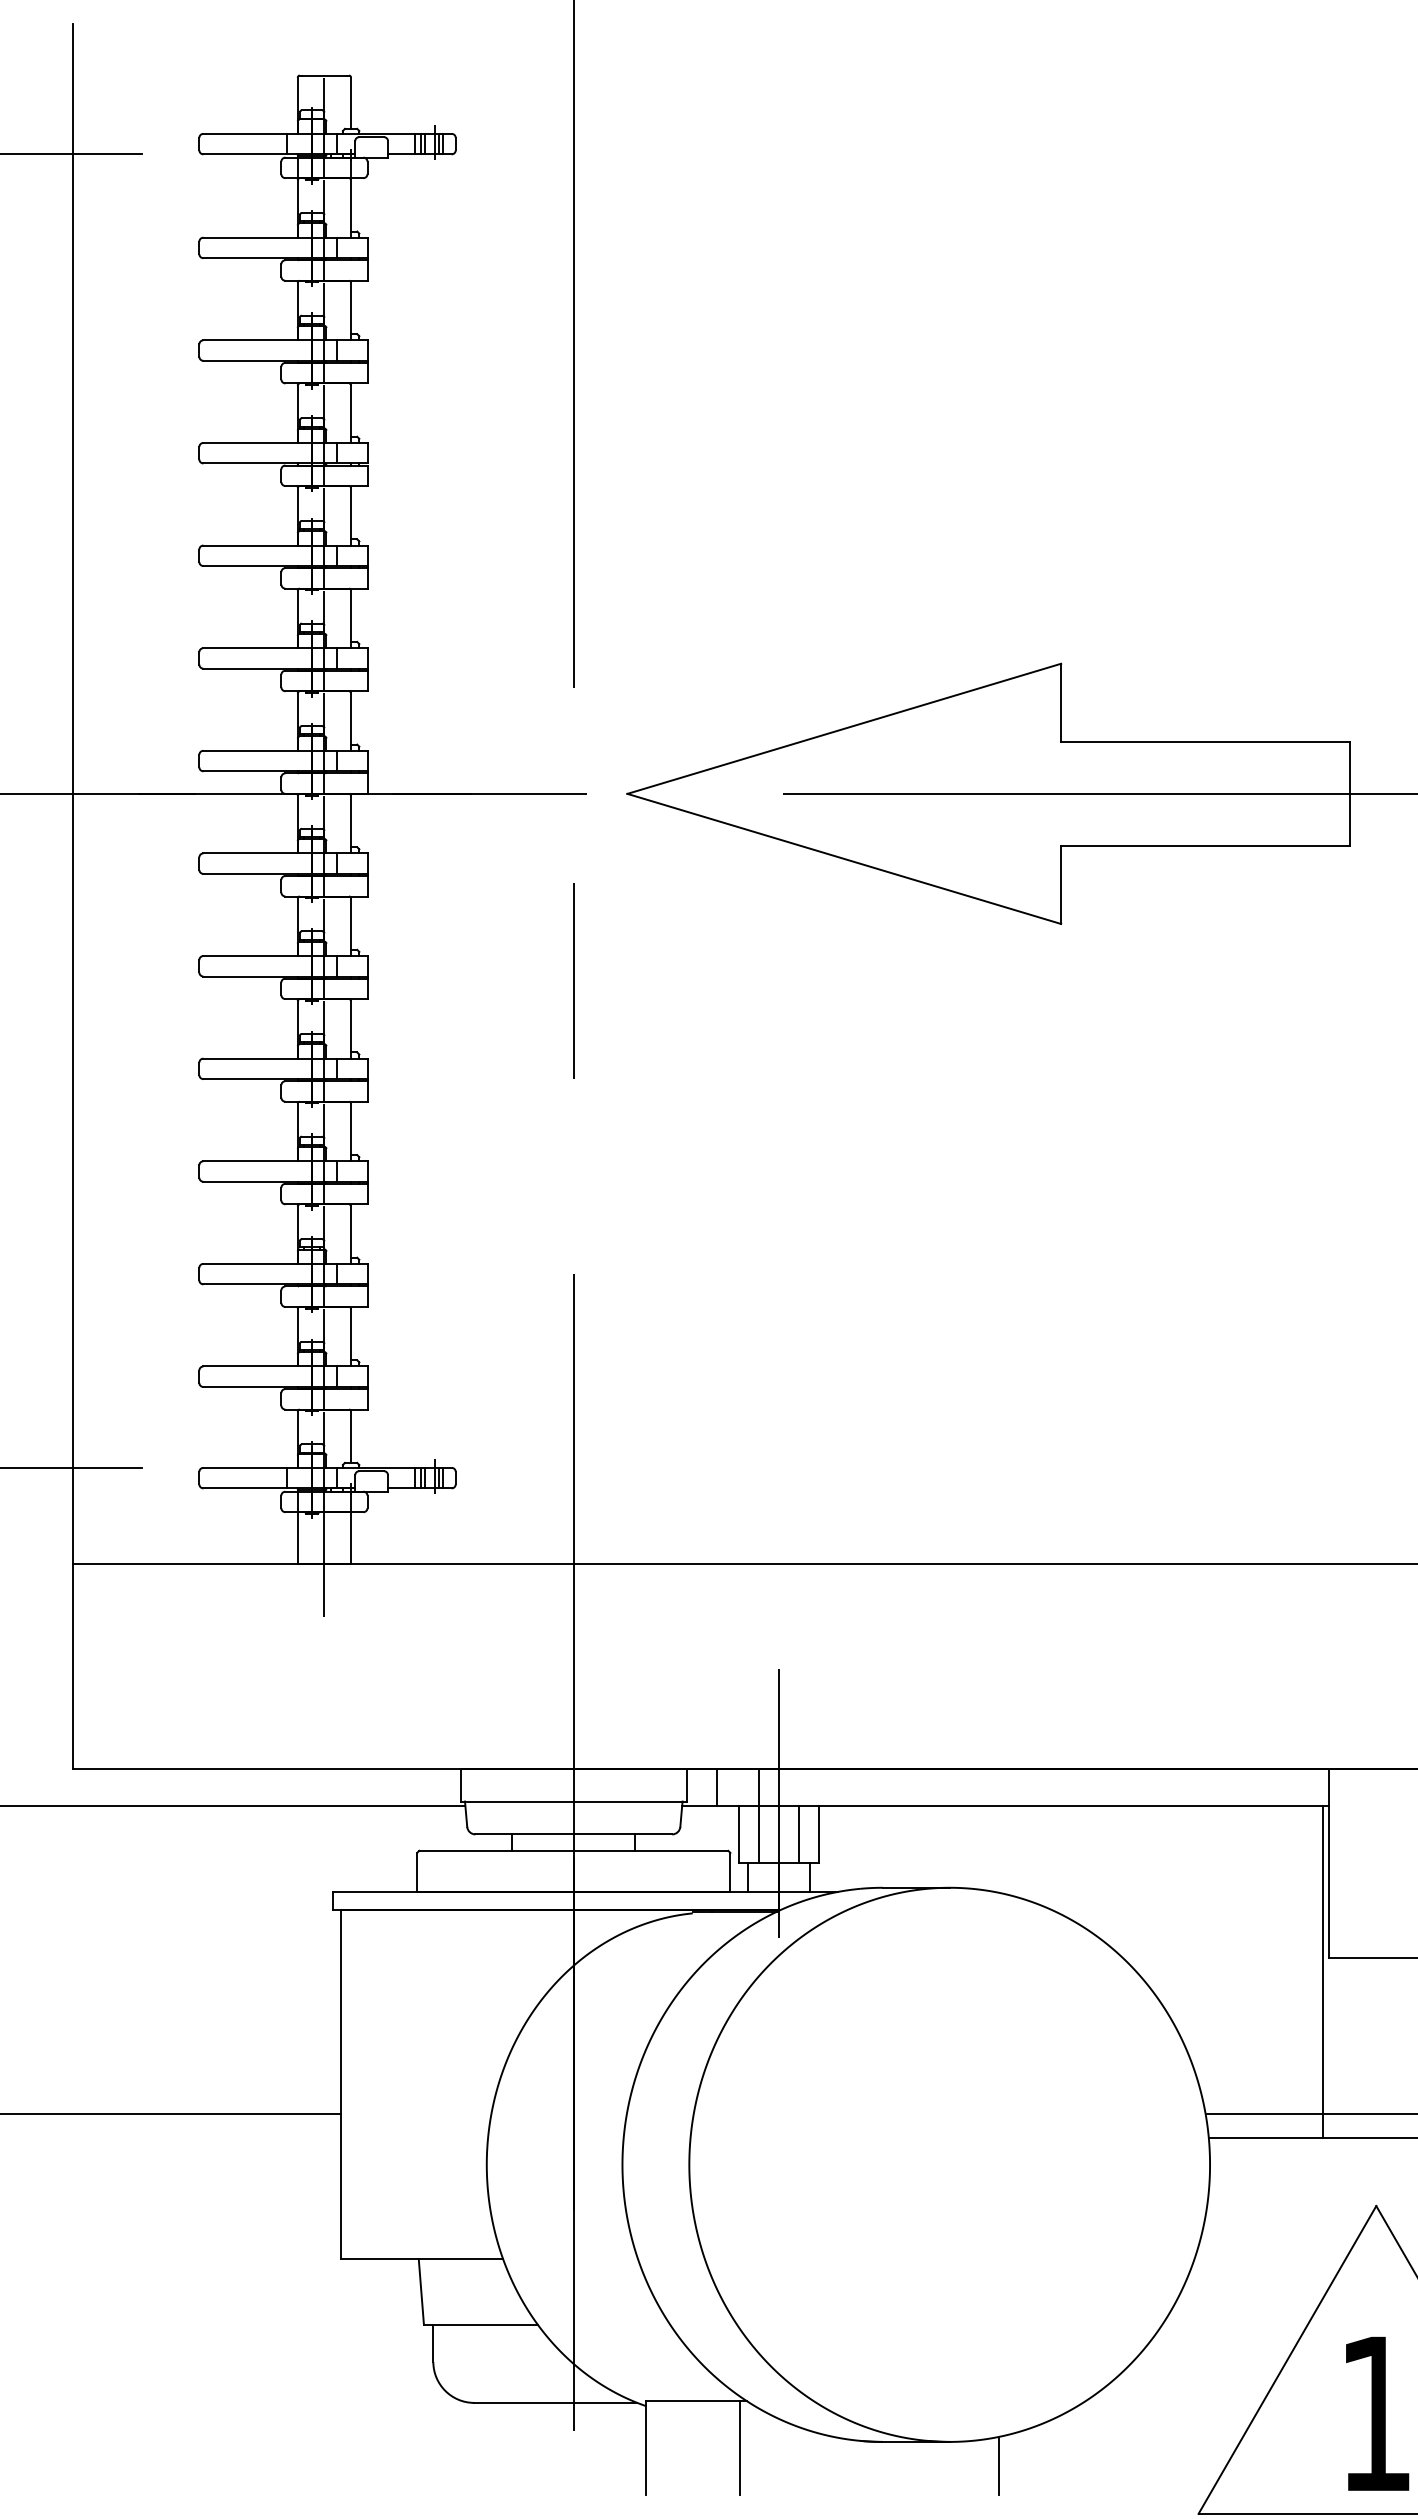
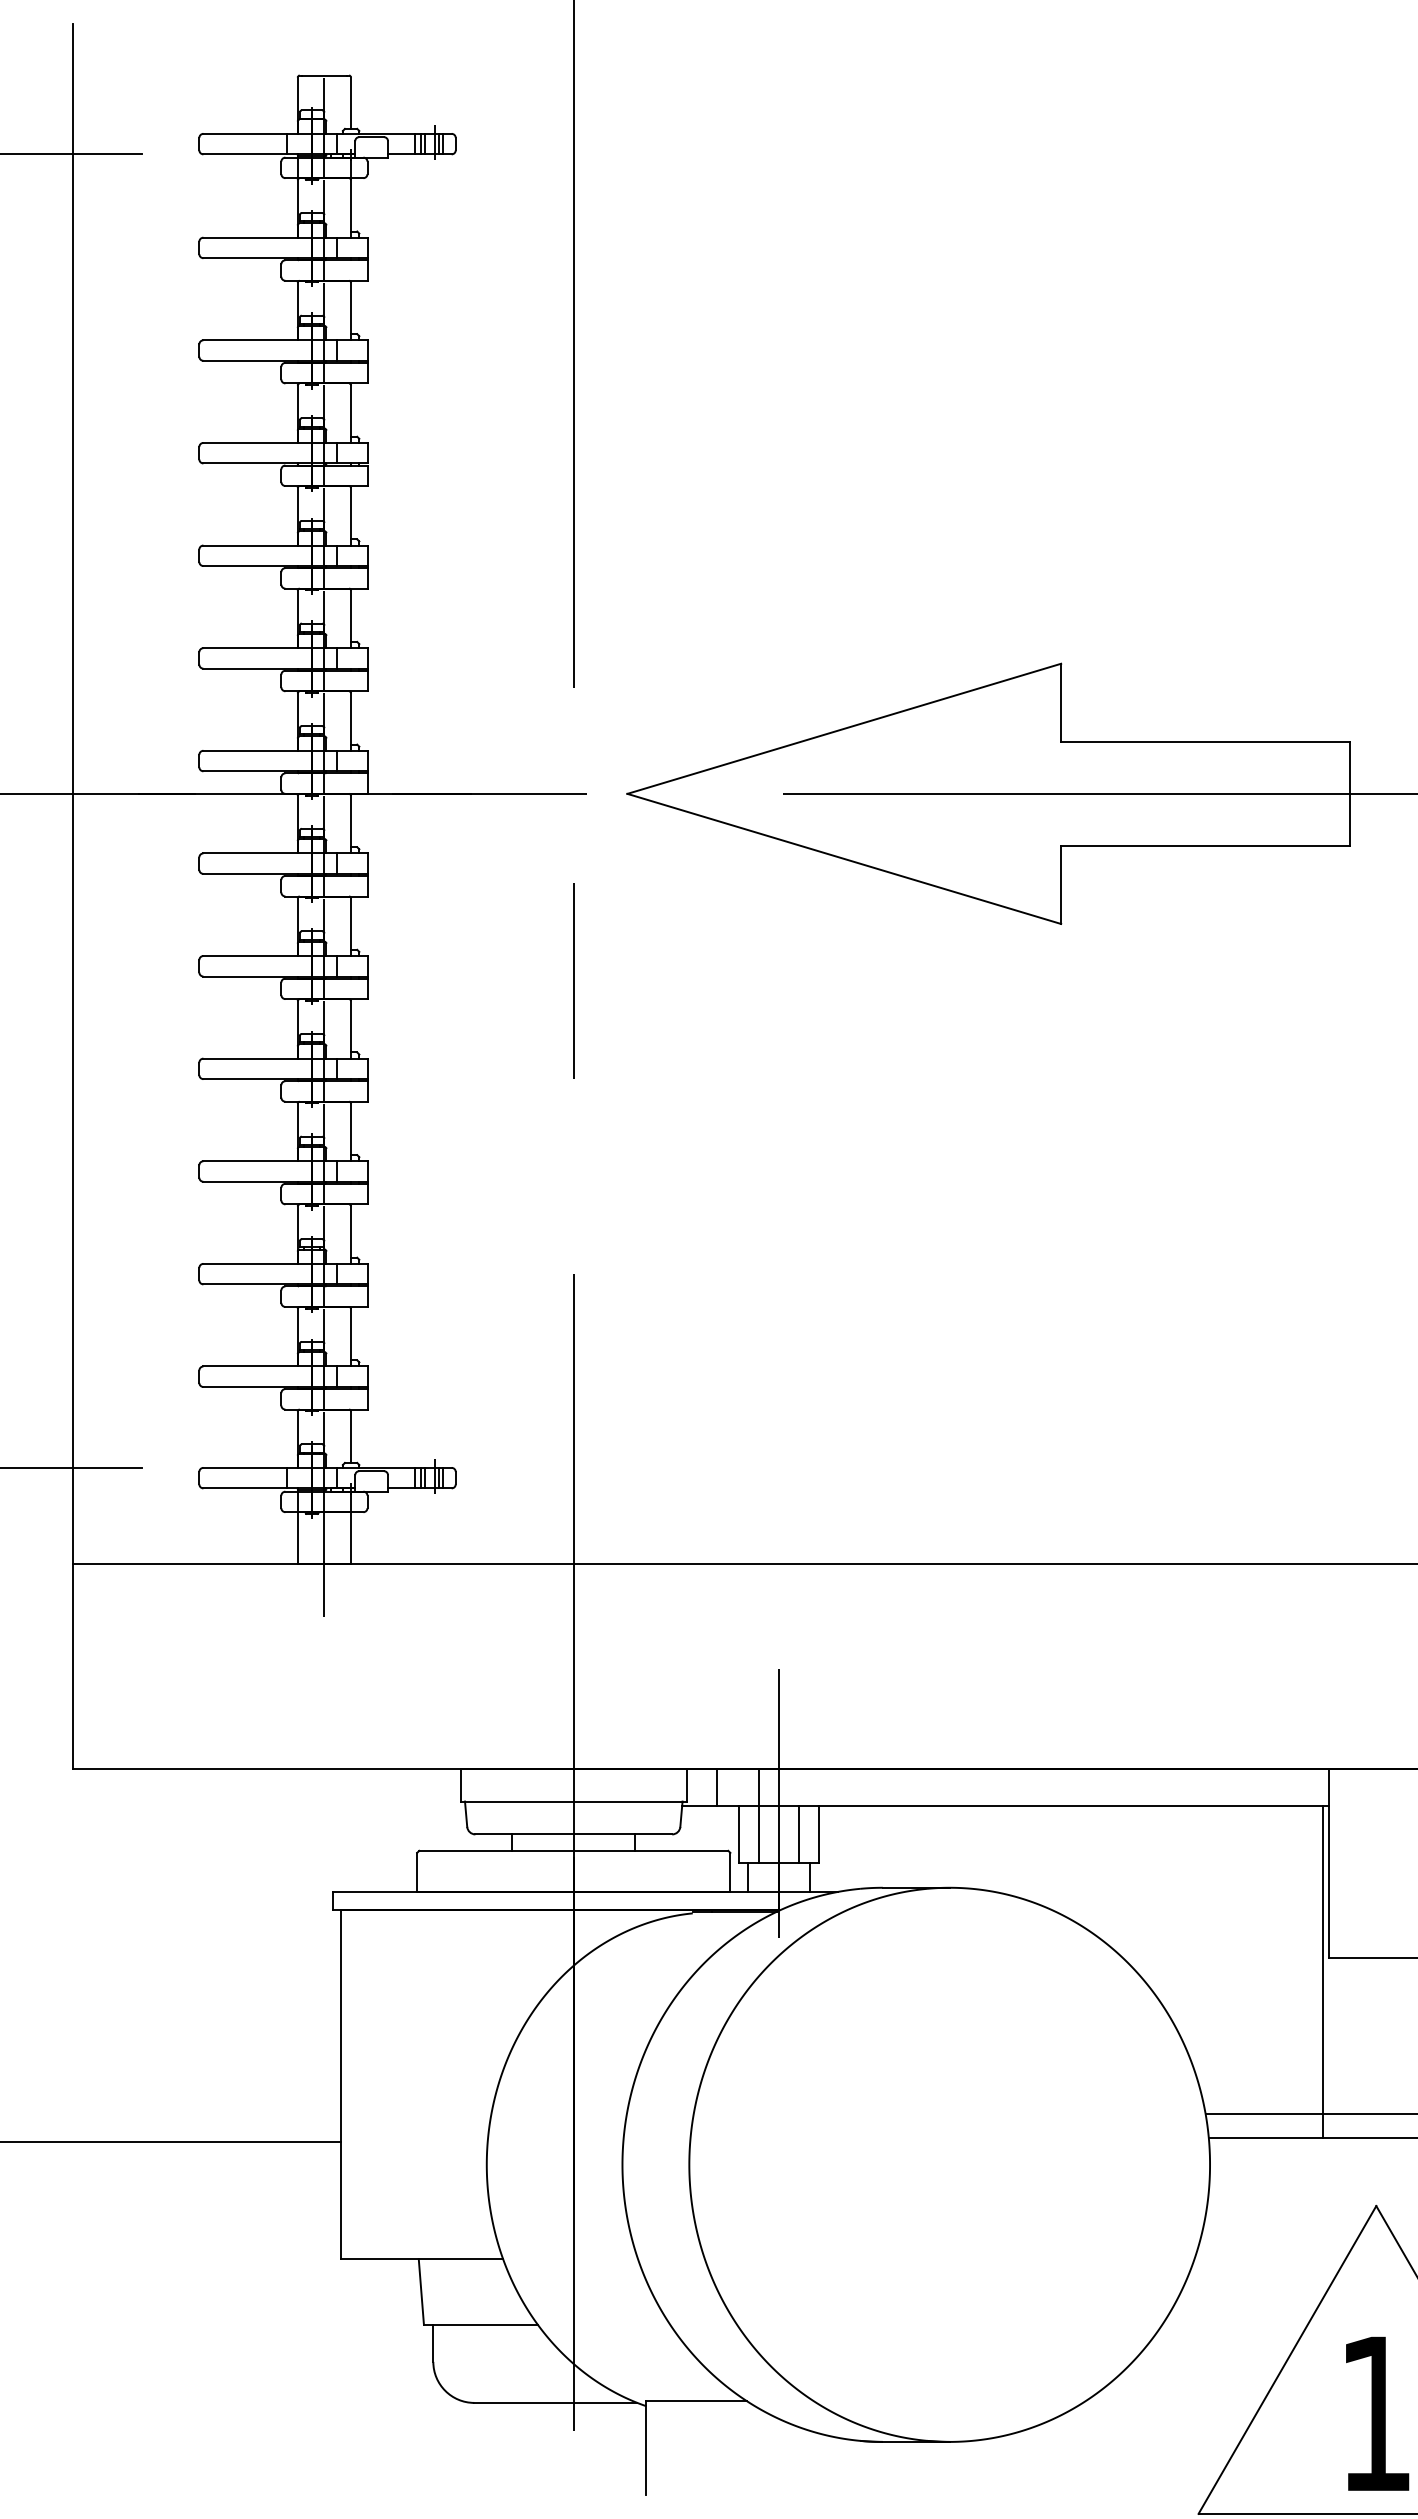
line: present -> none (233, 1805)
line position: (171, 2113) -> (171, 2141) (171, 2141)
line: present -> none (740, 2447)
line: present -> none (998, 2465)
